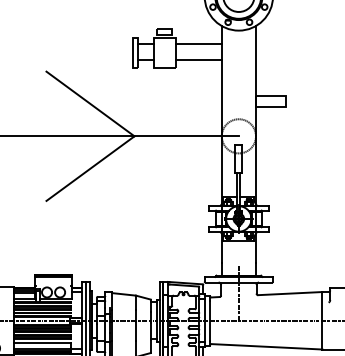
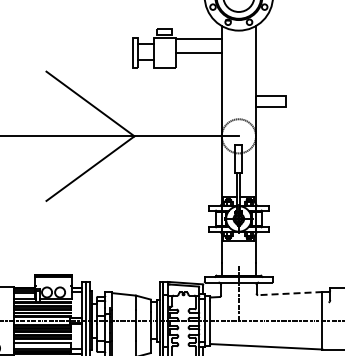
line position: (198, 43) -> (198, 38) (198, 38)
line position: (198, 60) -> (198, 53) (198, 53)
line: solid -> dashed (289, 293)
